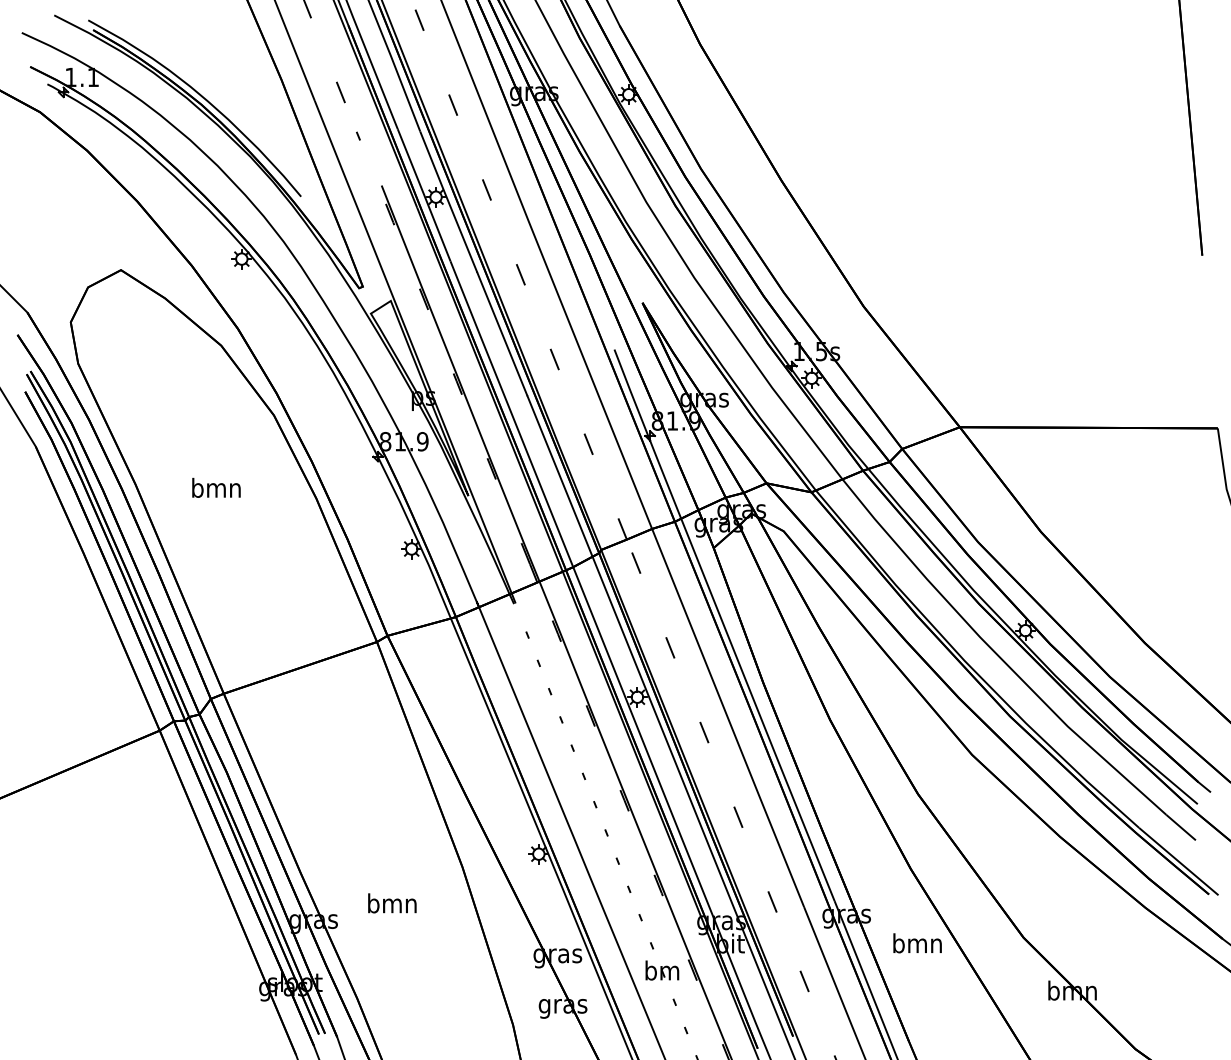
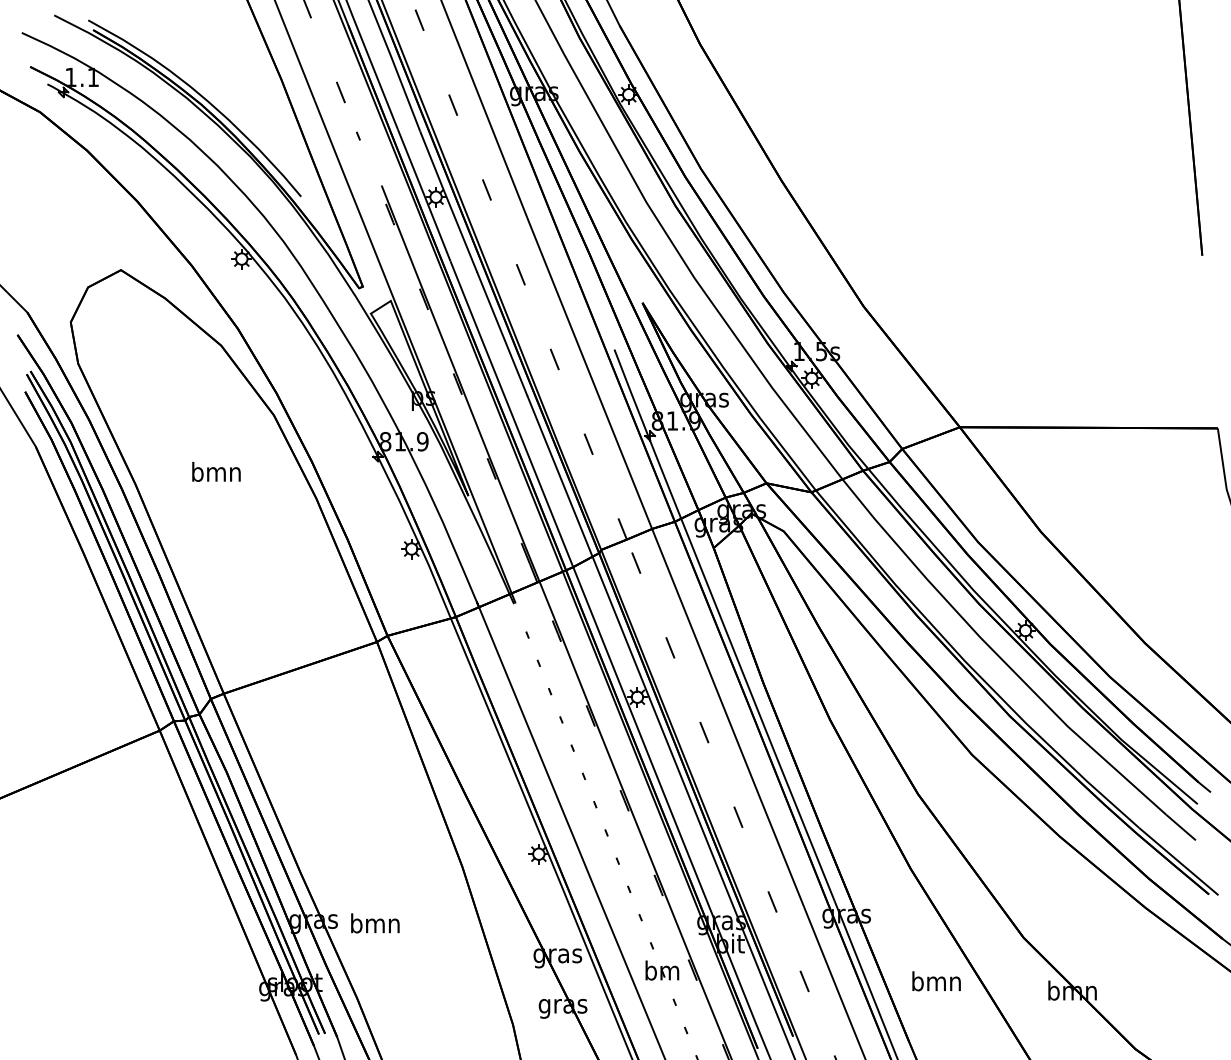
text position: (216, 487) -> (216, 471) (216, 471)
text position: (392, 903) -> (375, 923) (375, 923)
text position: (917, 943) -> (936, 981) (936, 981)
